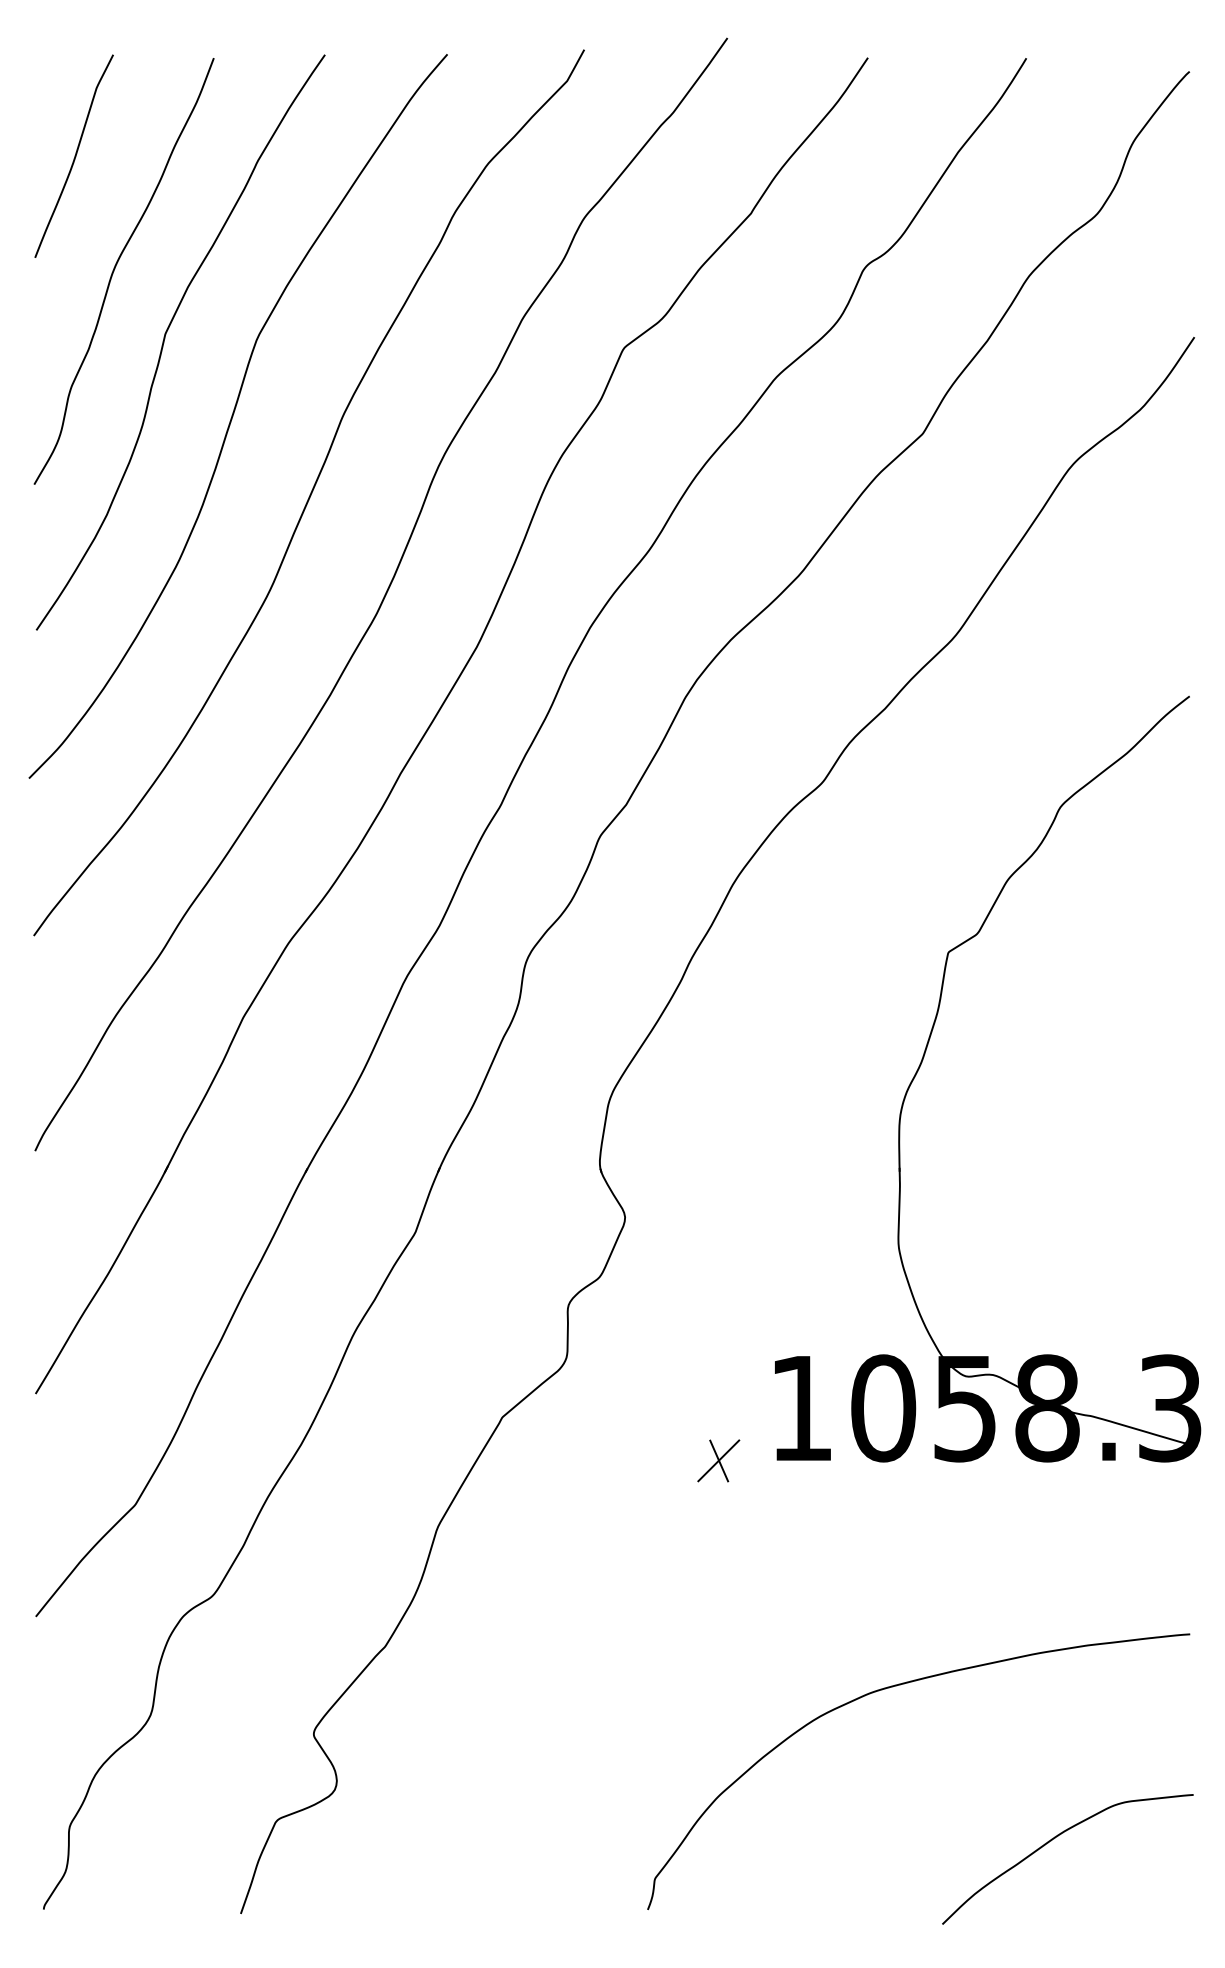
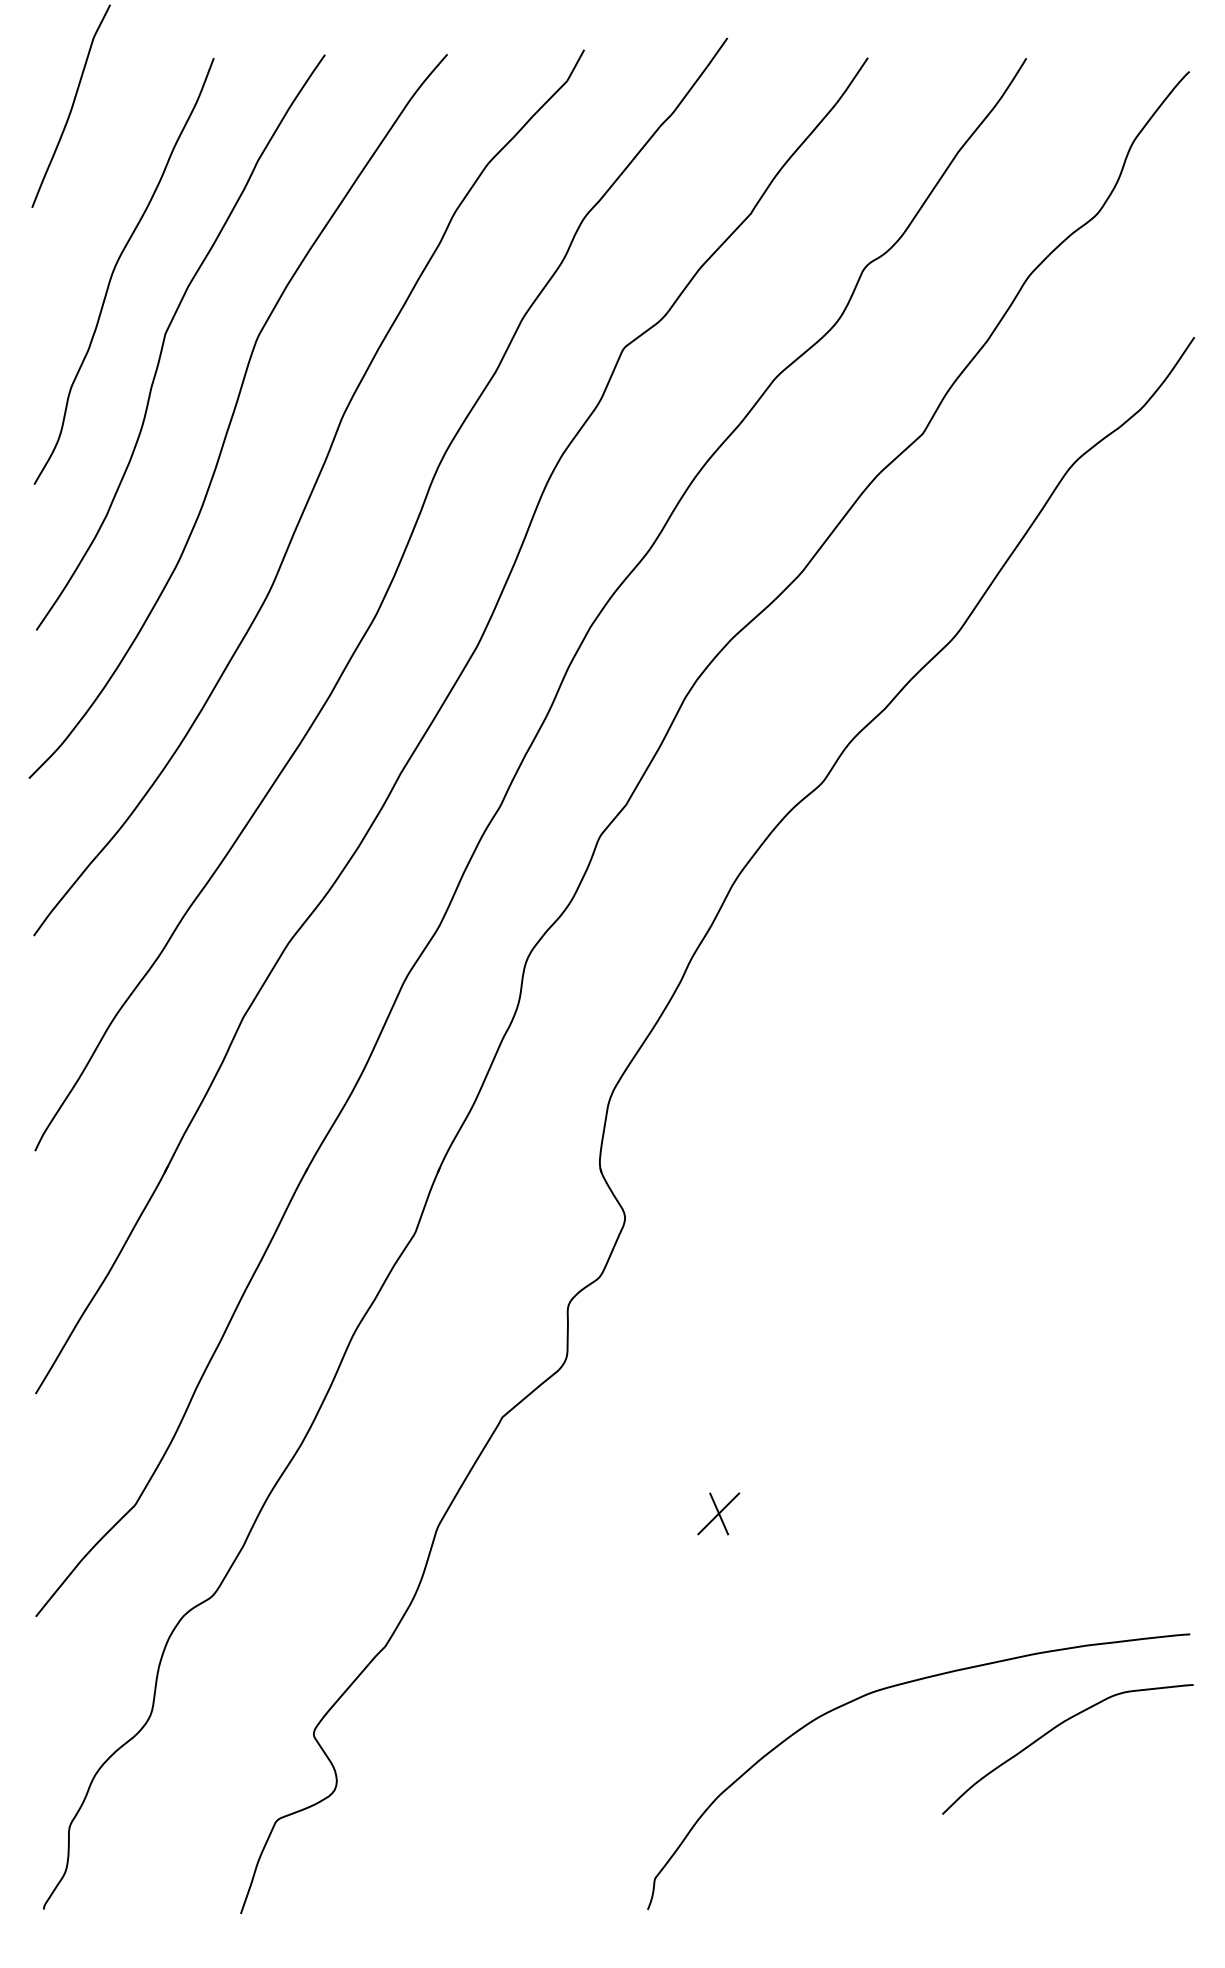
curve position: (74, 155) -> (71, 105) (71, 105)
part: present -> none (924, 1057)
part position: (718, 1460) -> (718, 1513) (718, 1513)
curve position: (1051, 1841) -> (1051, 1731) (1051, 1731)
